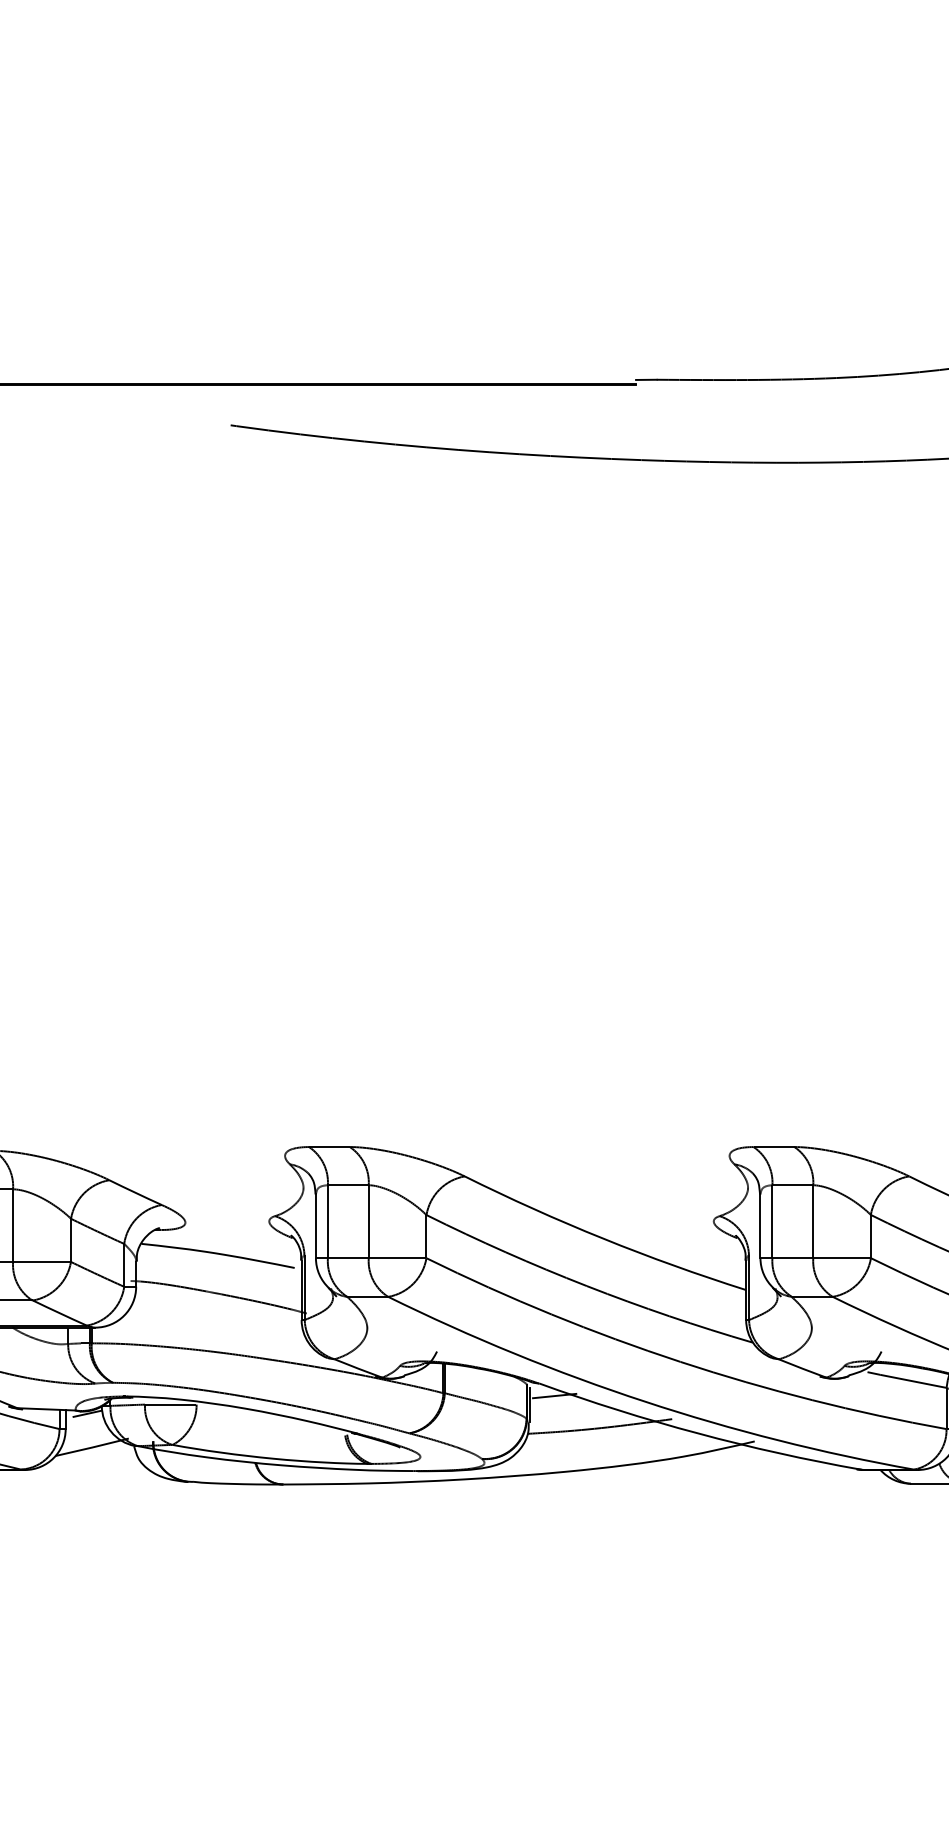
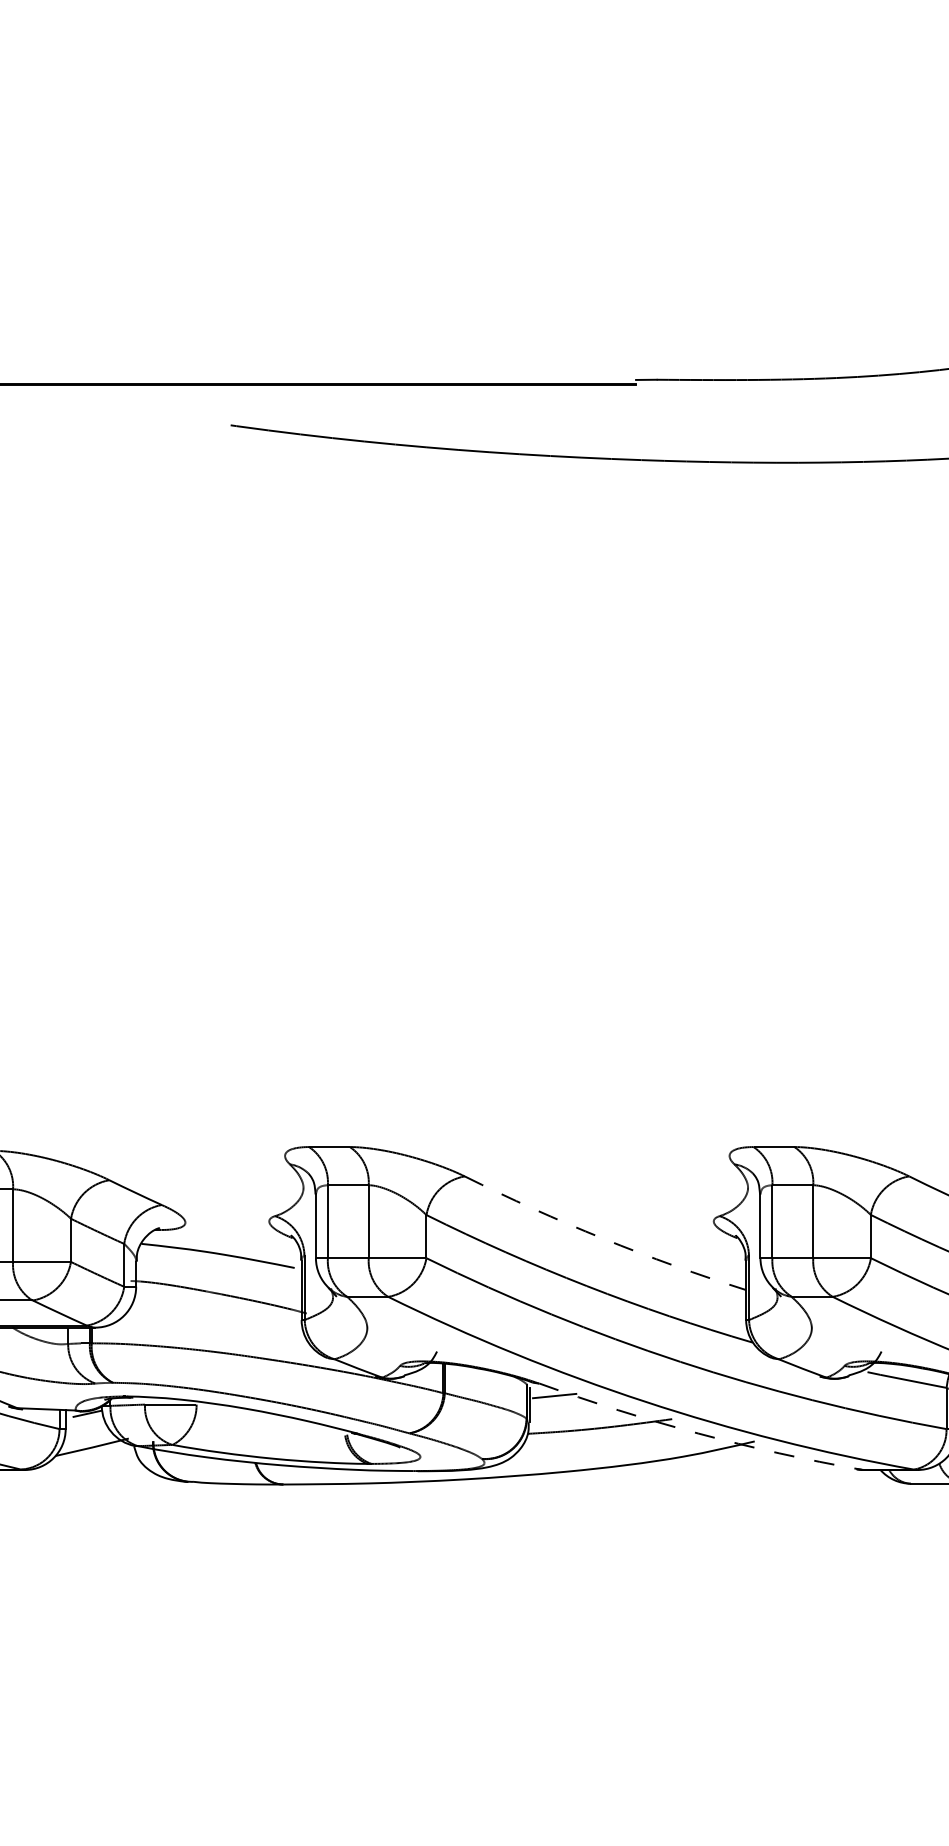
arc: solid -> dashed (603, 1238)
arc: solid -> dashed (698, 1433)
